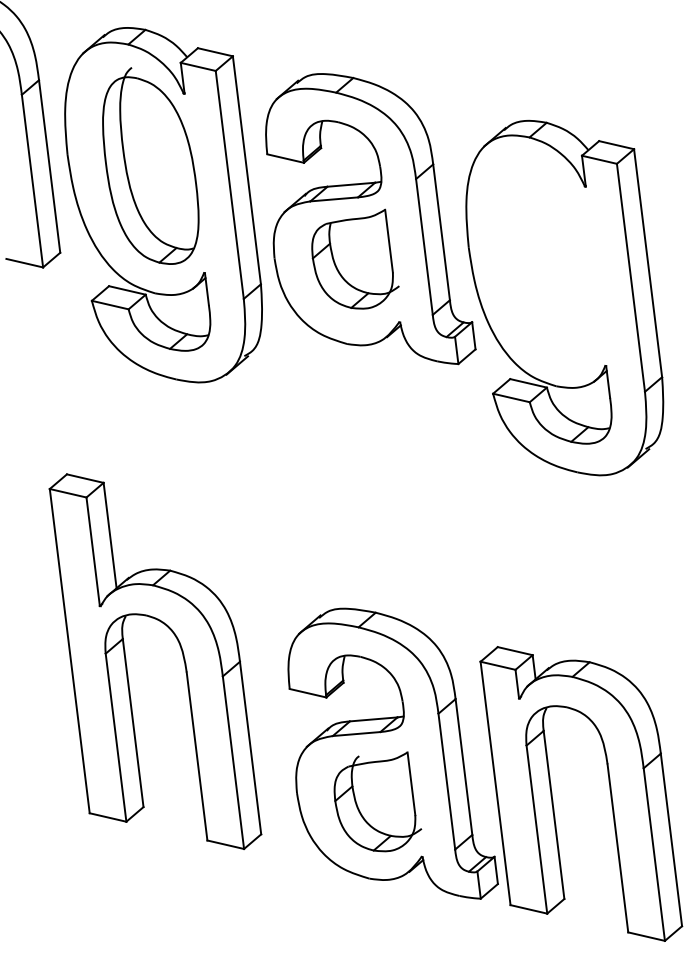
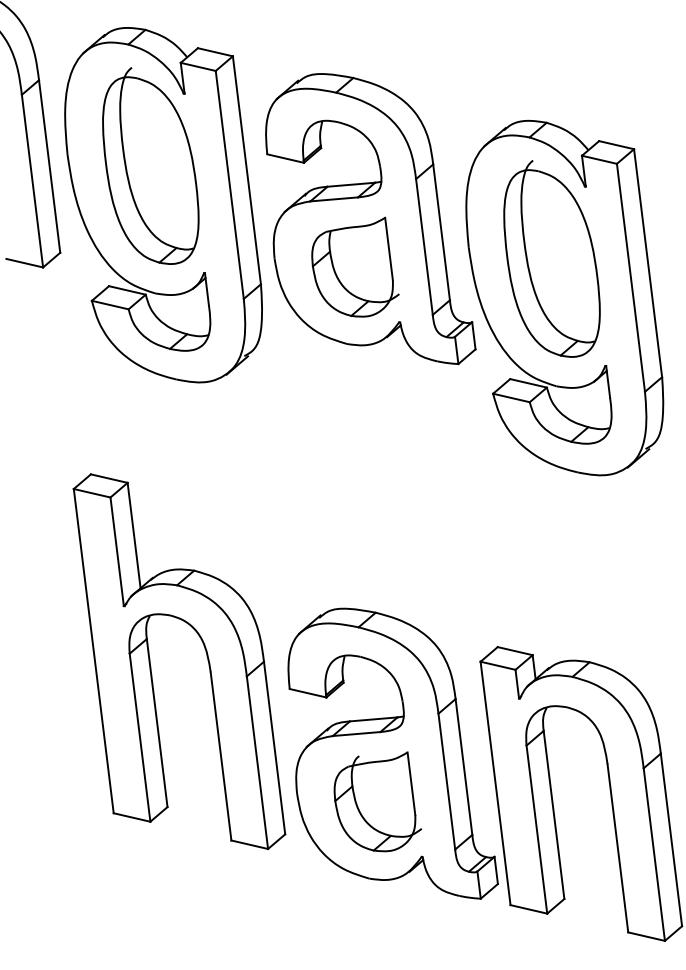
part position: (355, 258) -> (355, 266) (355, 266)
part: none -> present (551, 258)
part position: (182, 656) -> (206, 656) (206, 656)
